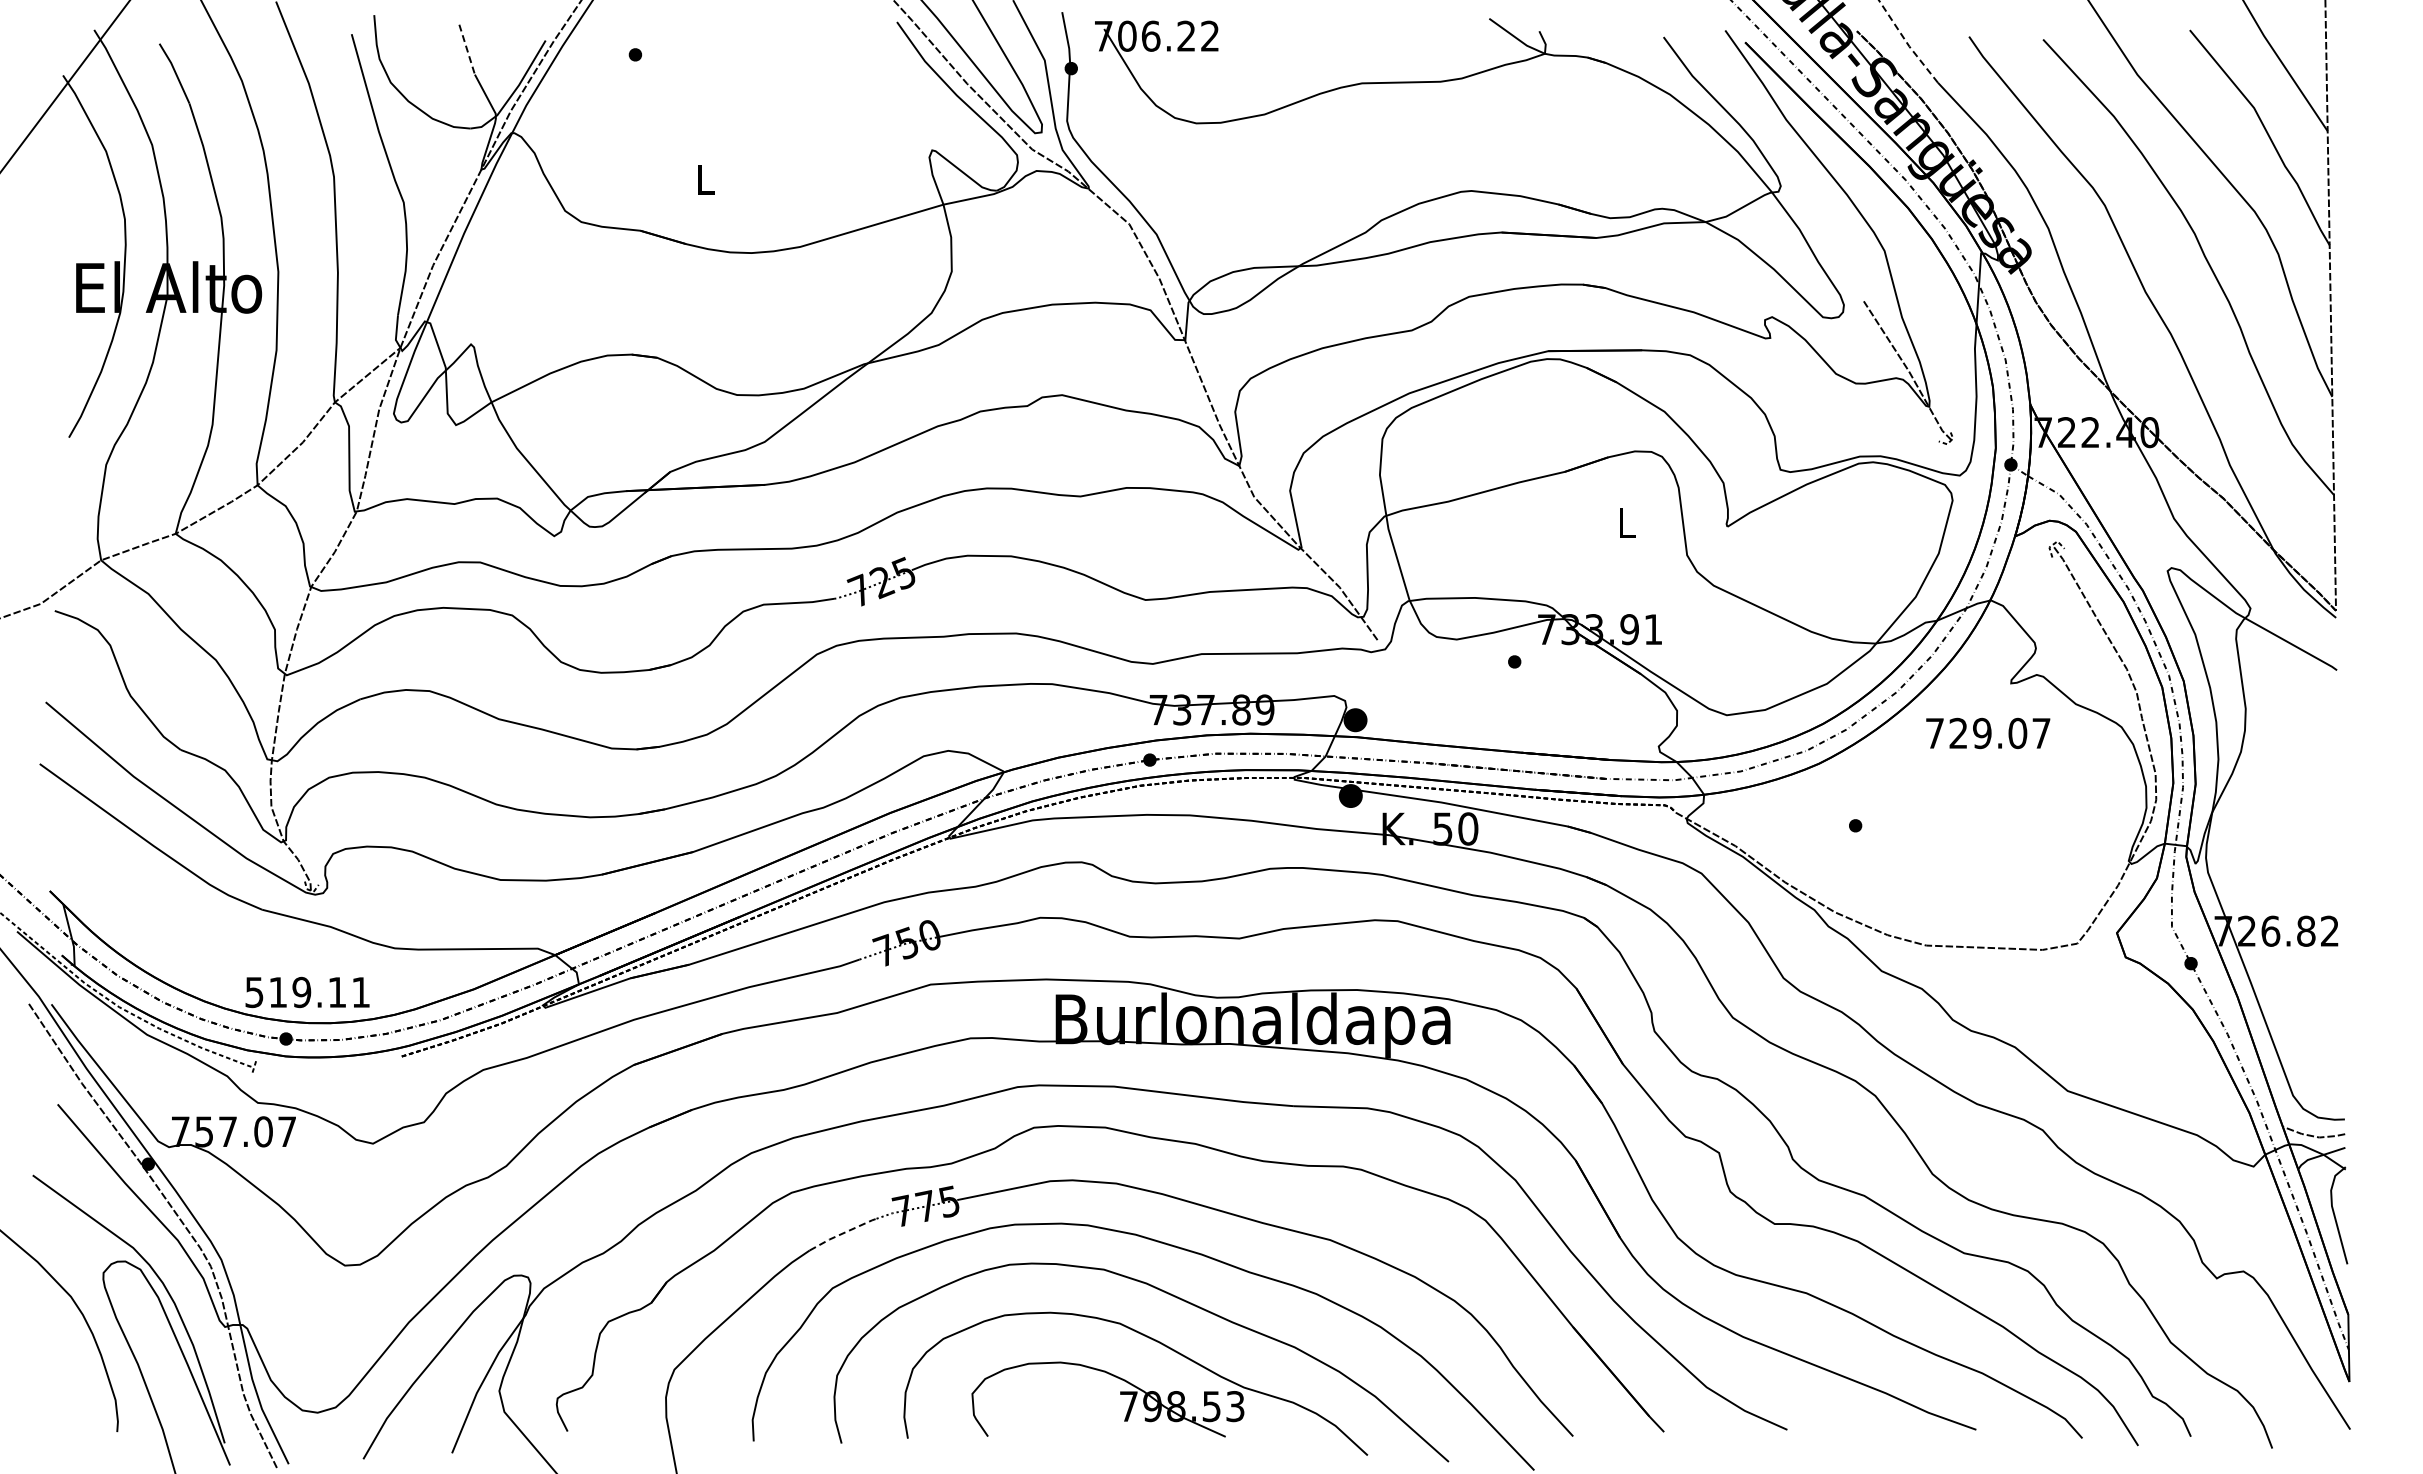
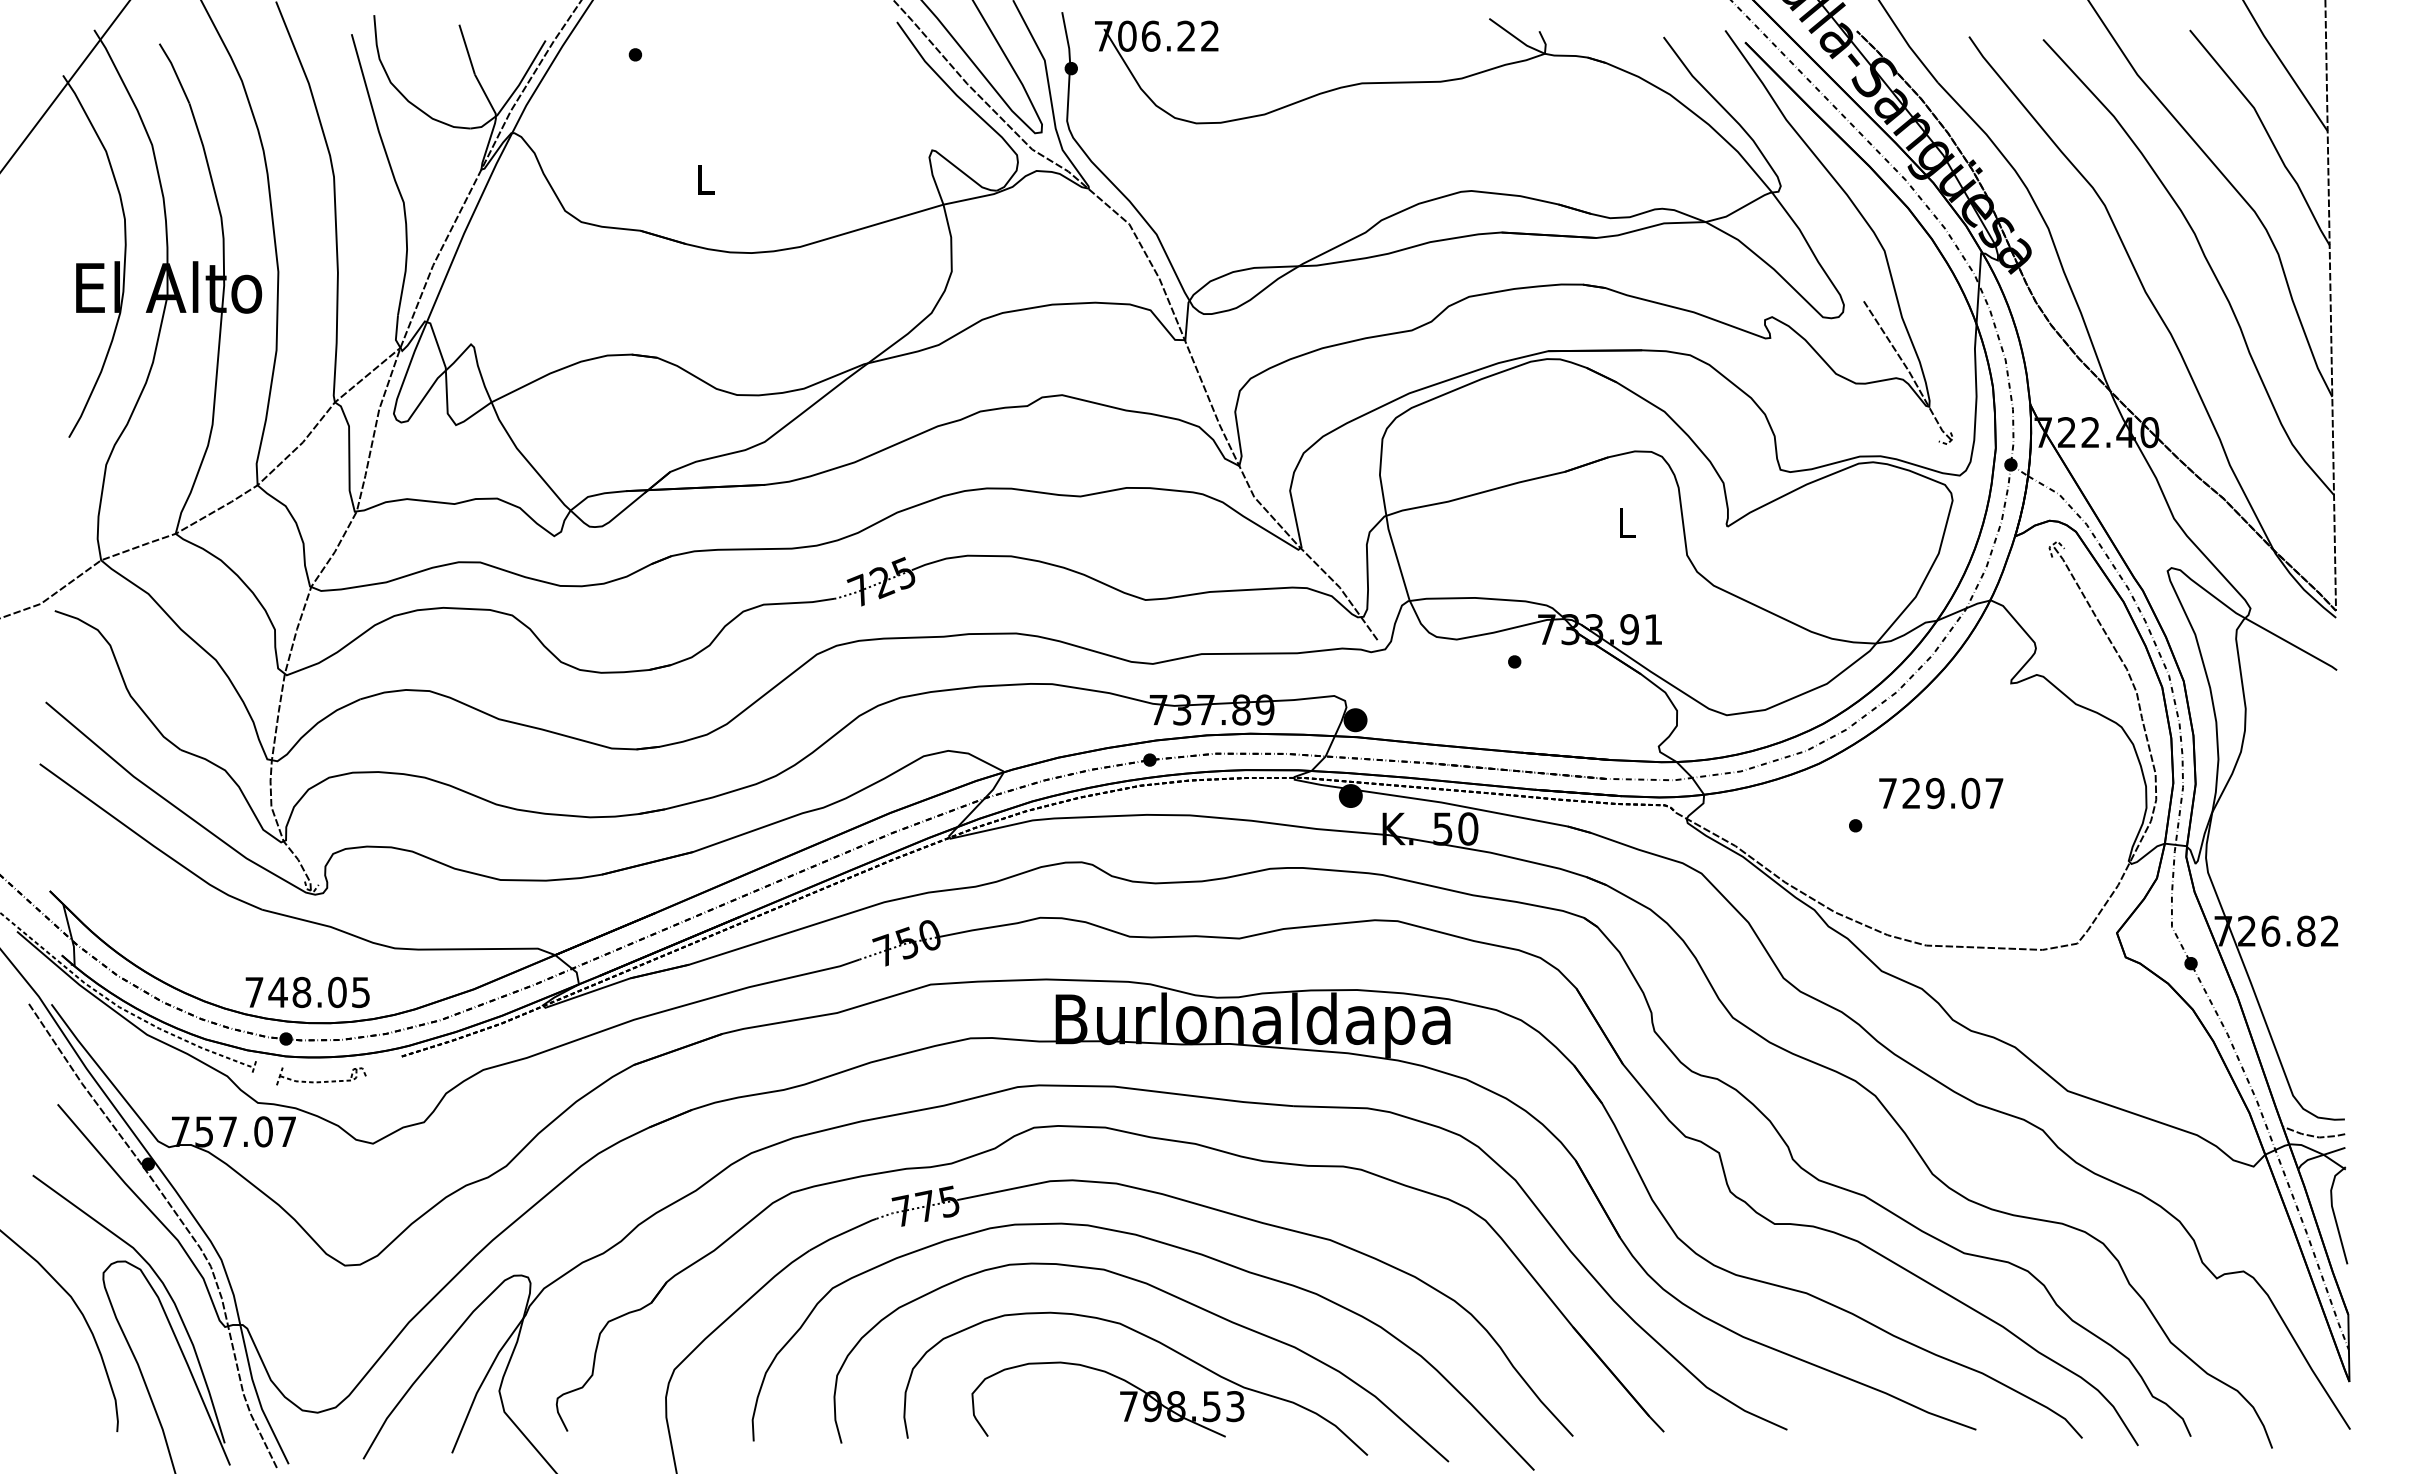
line: dashed -> solid (1907, 43)
line: dashed -> solid (467, 50)
text position: (1988, 733) -> (1941, 793) (1941, 793)
text: 519.11 -> 748.05 (307, 992)
part: none -> present (321, 1076)
line: dashed -> solid (843, 1233)
